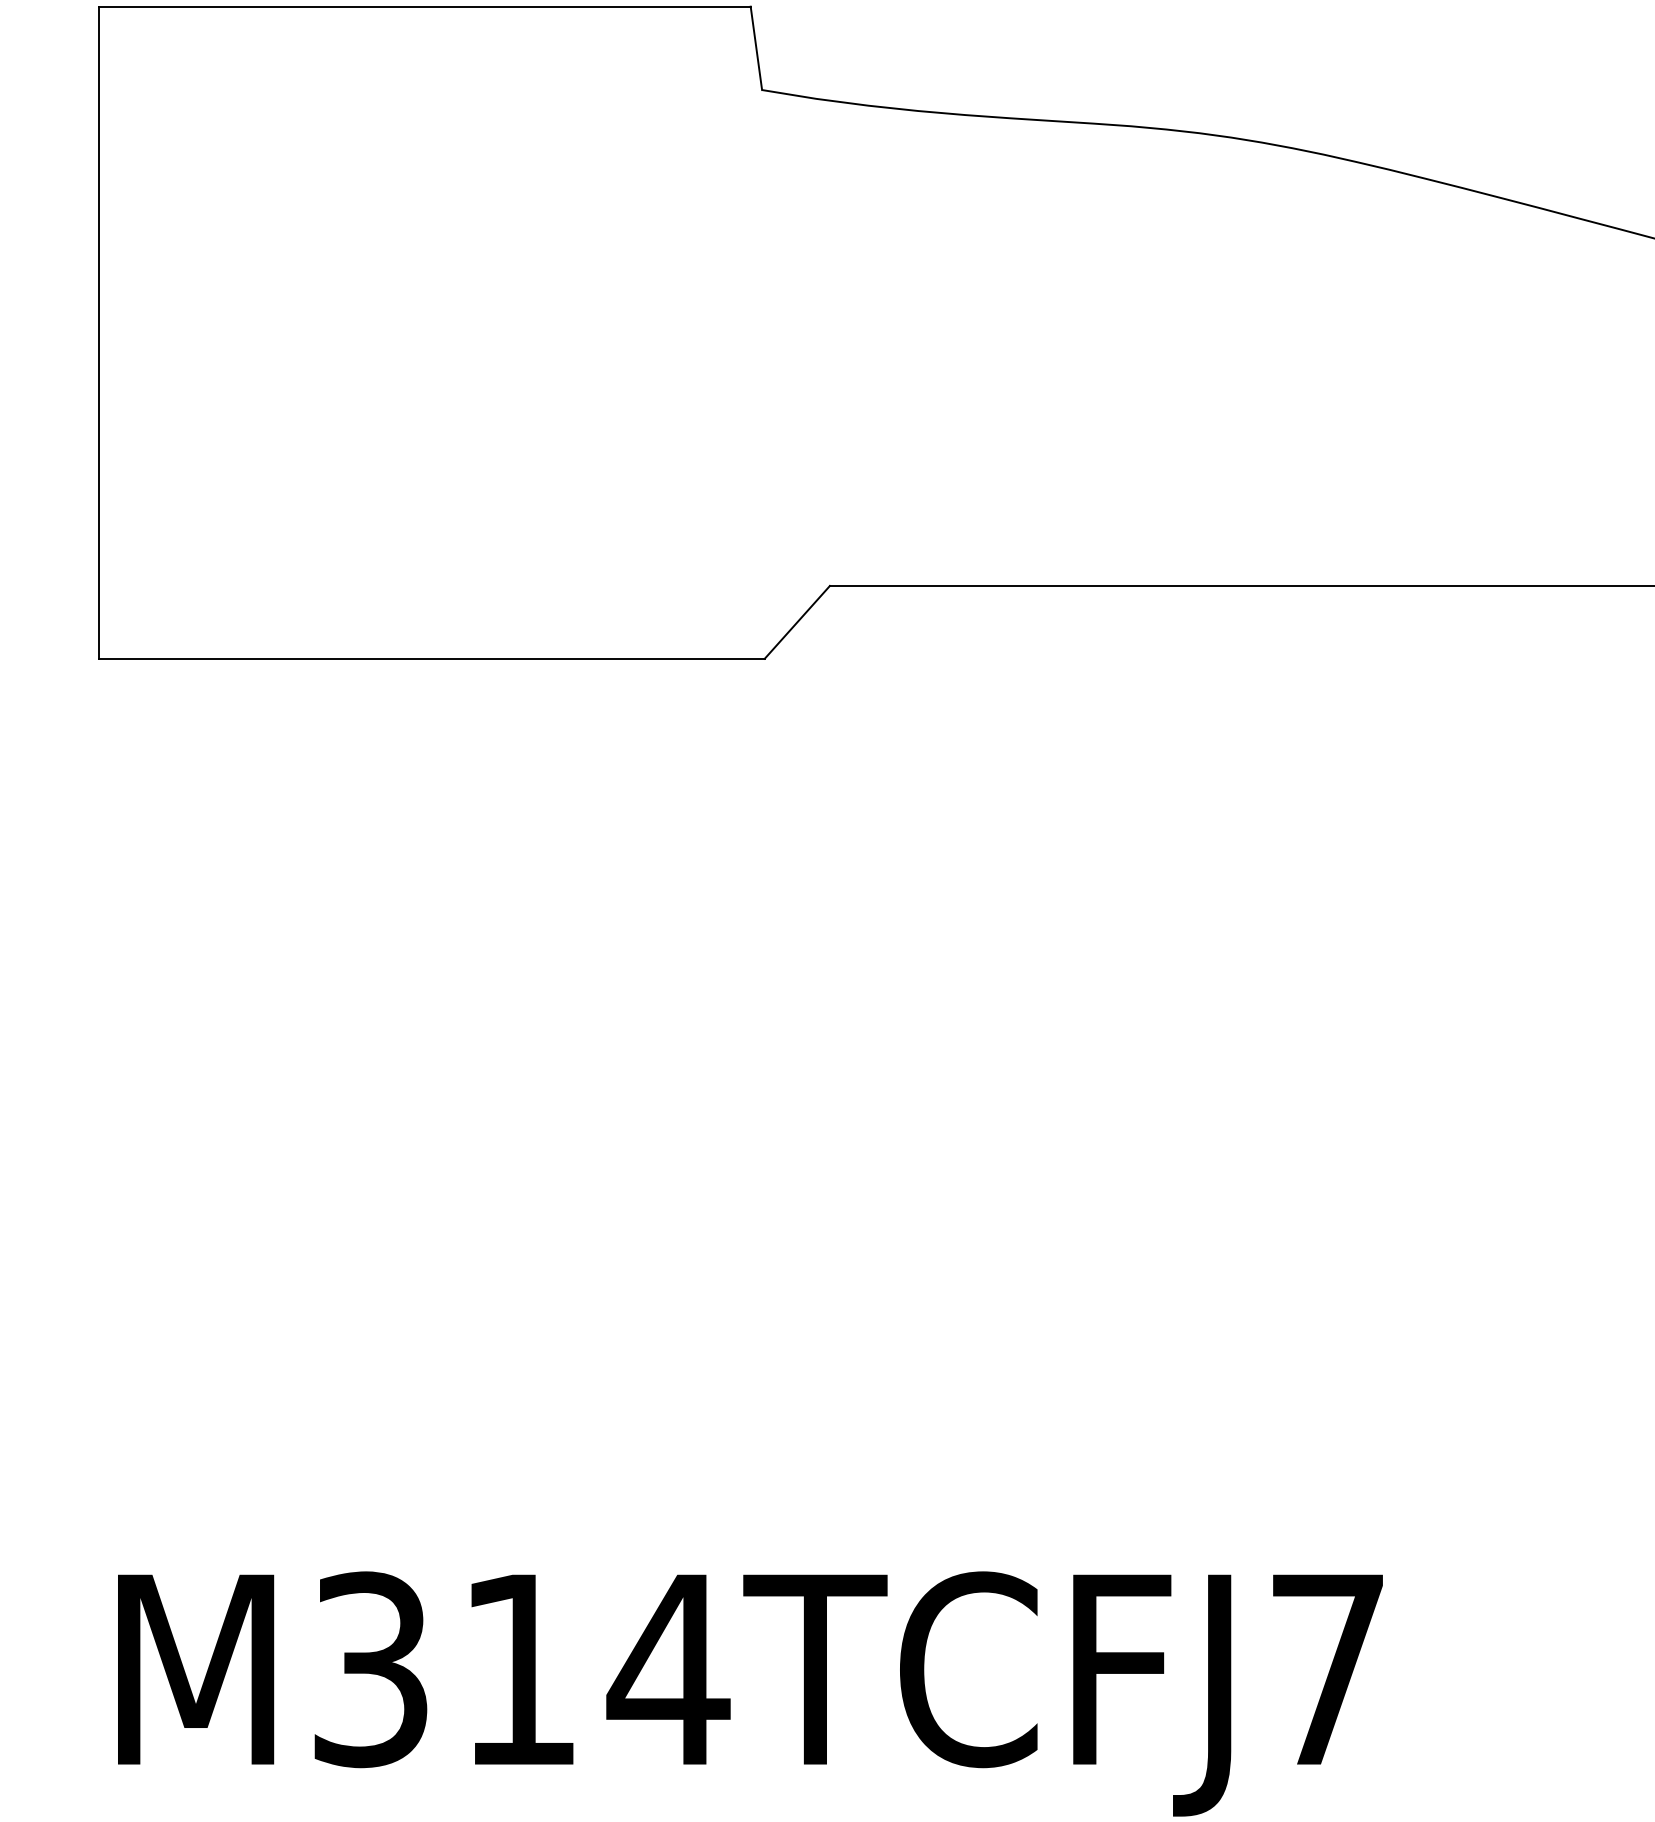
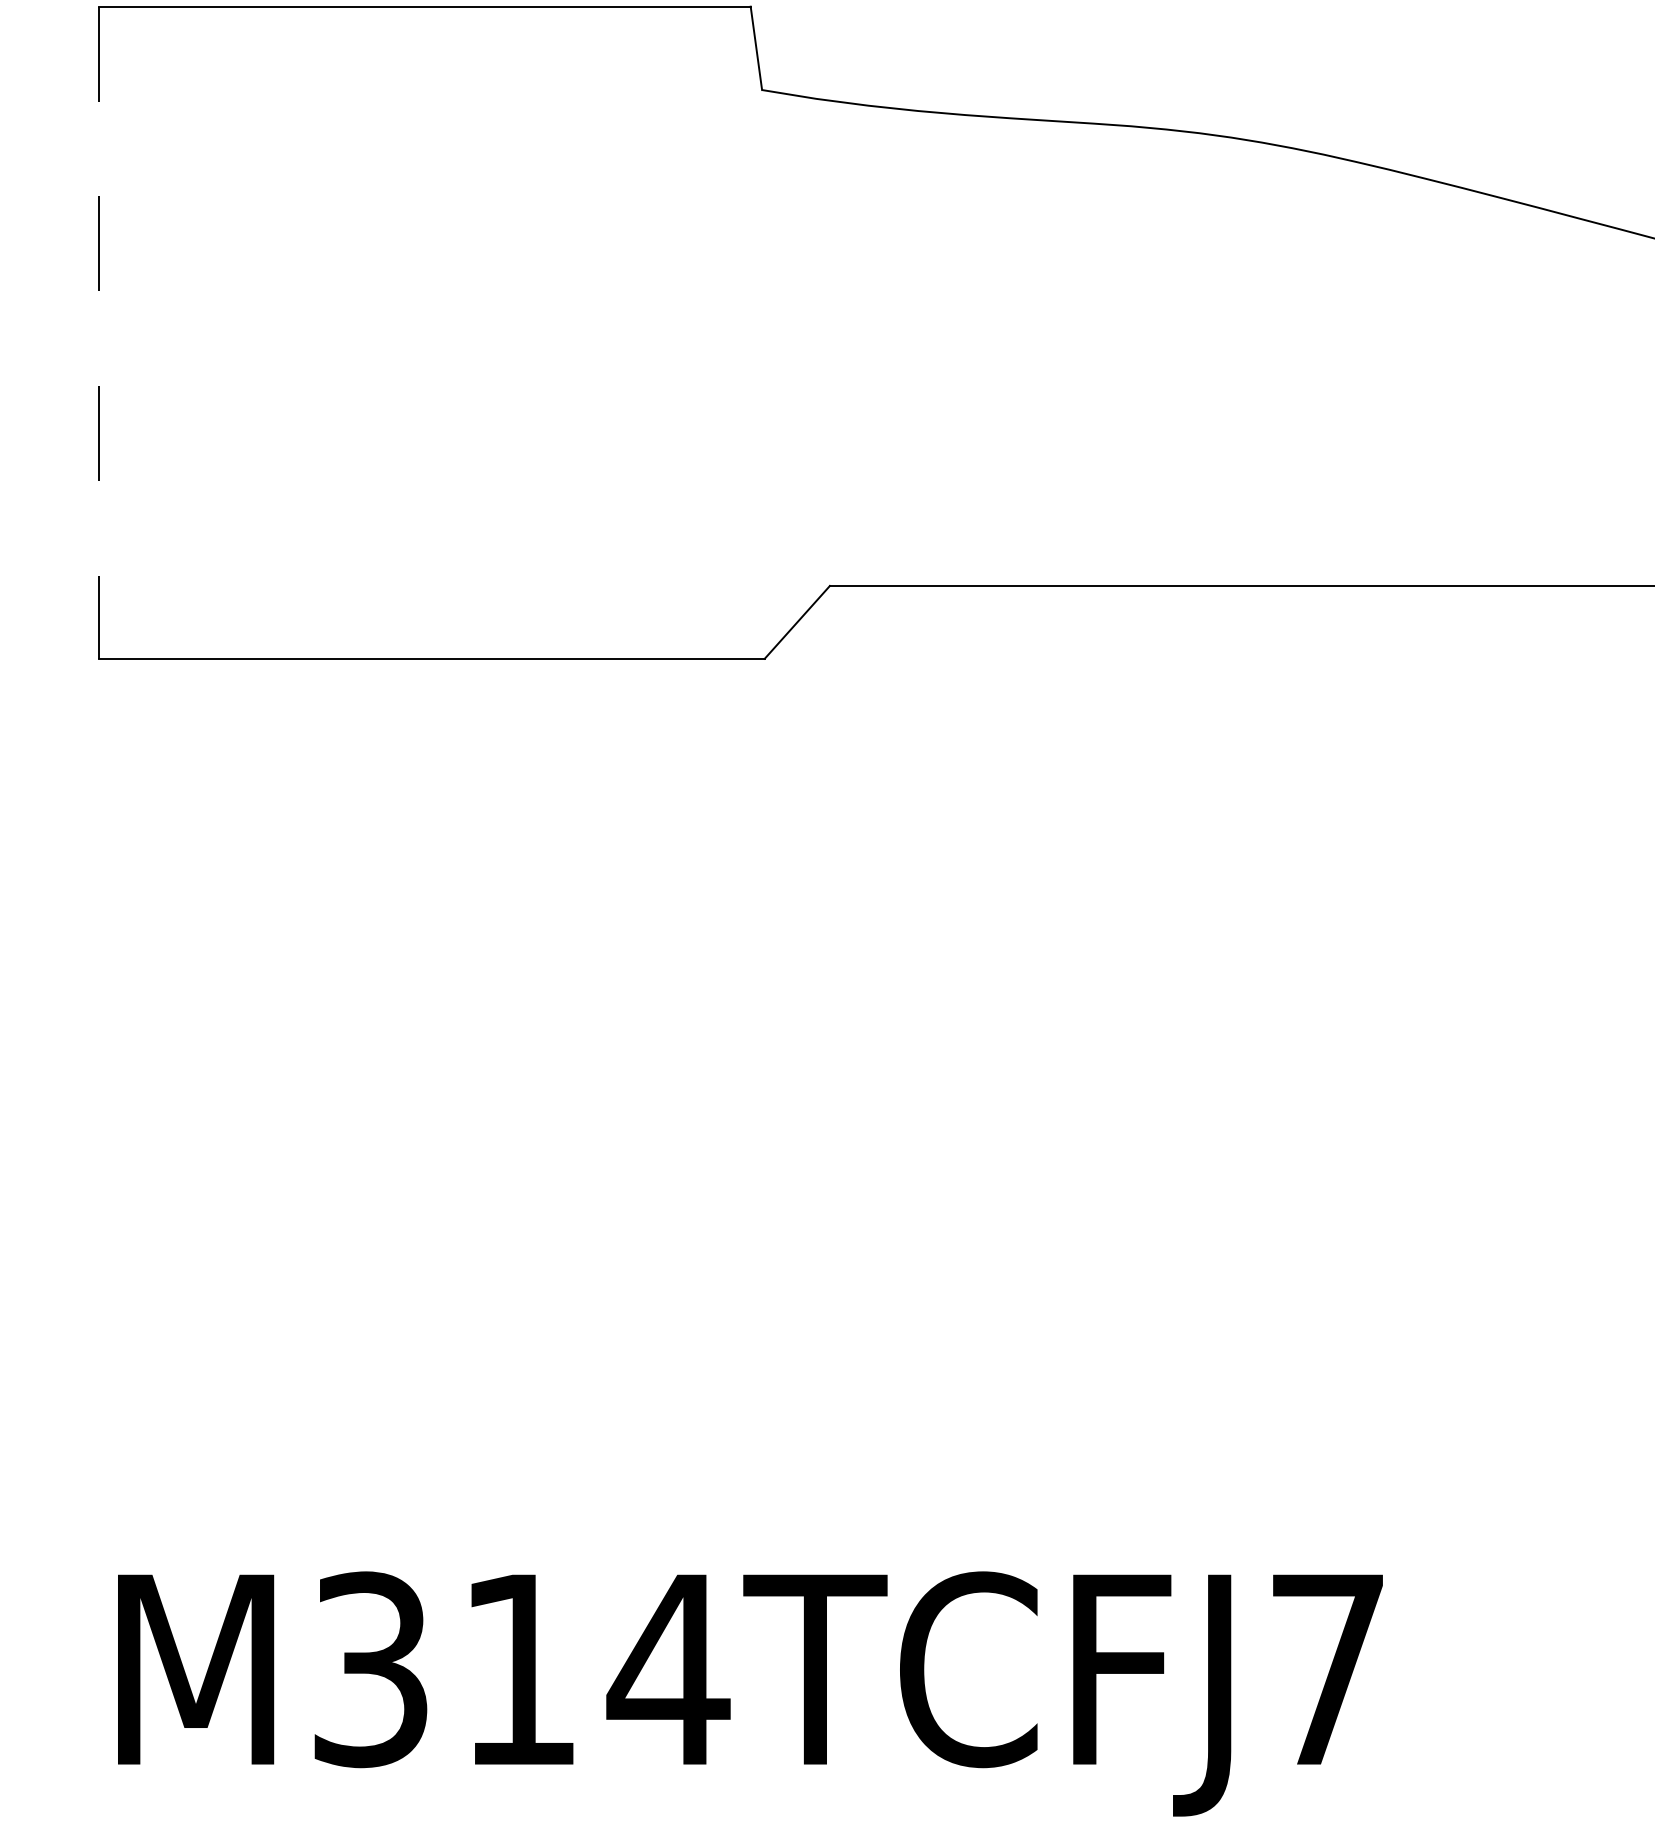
line: solid -> dashed (98, 333)
